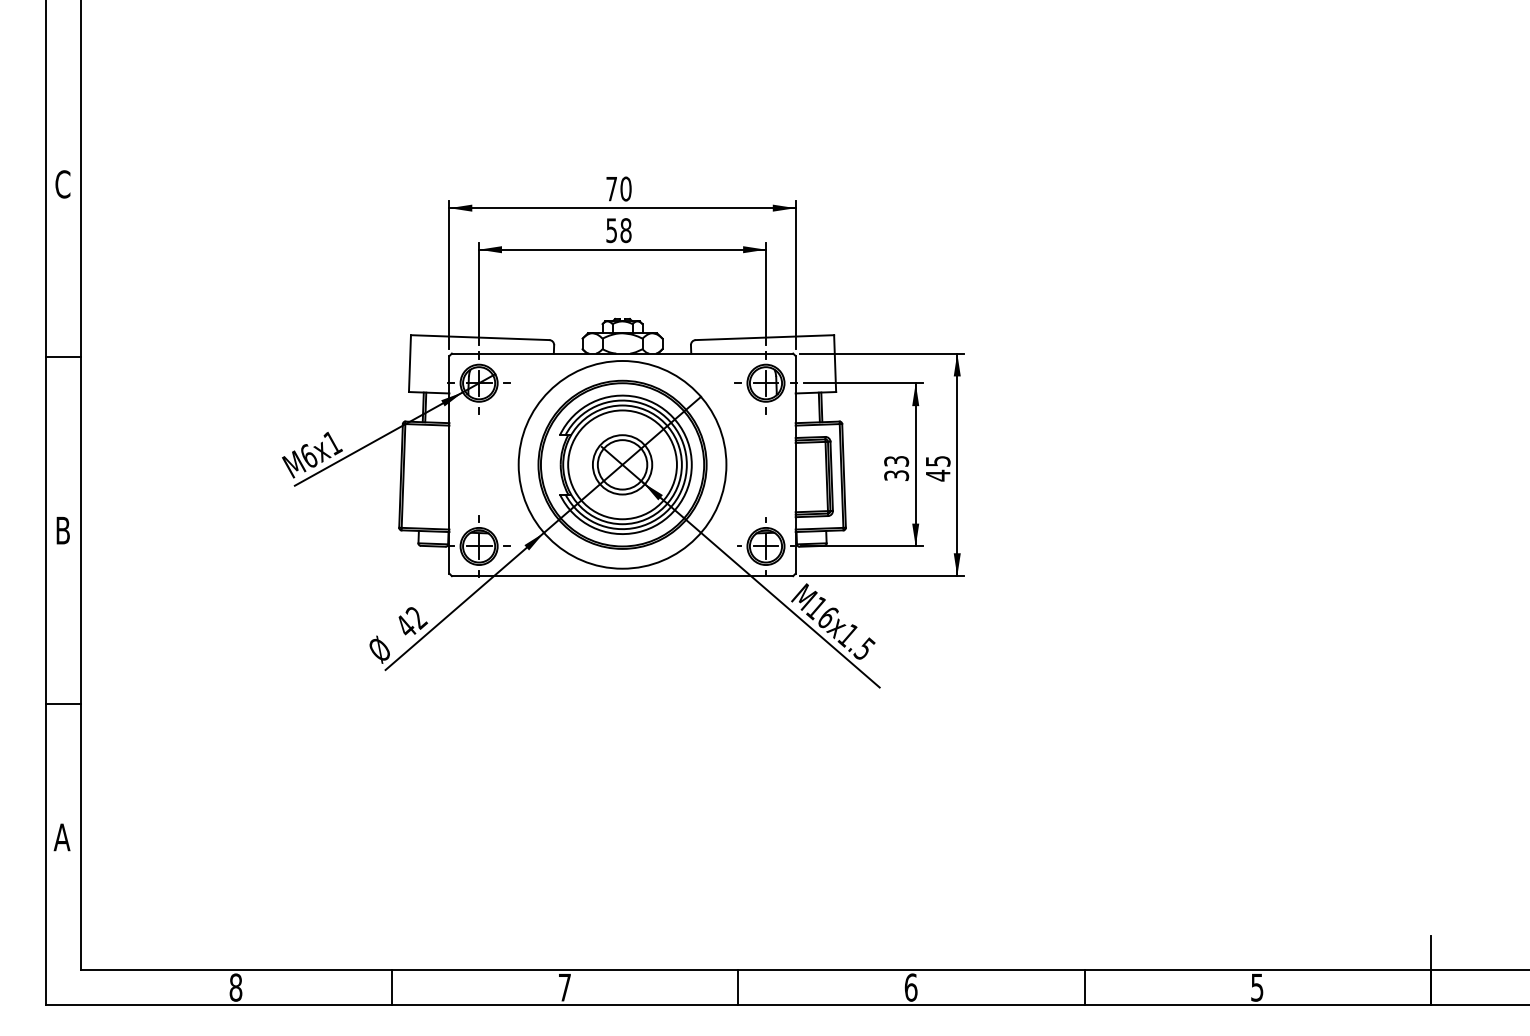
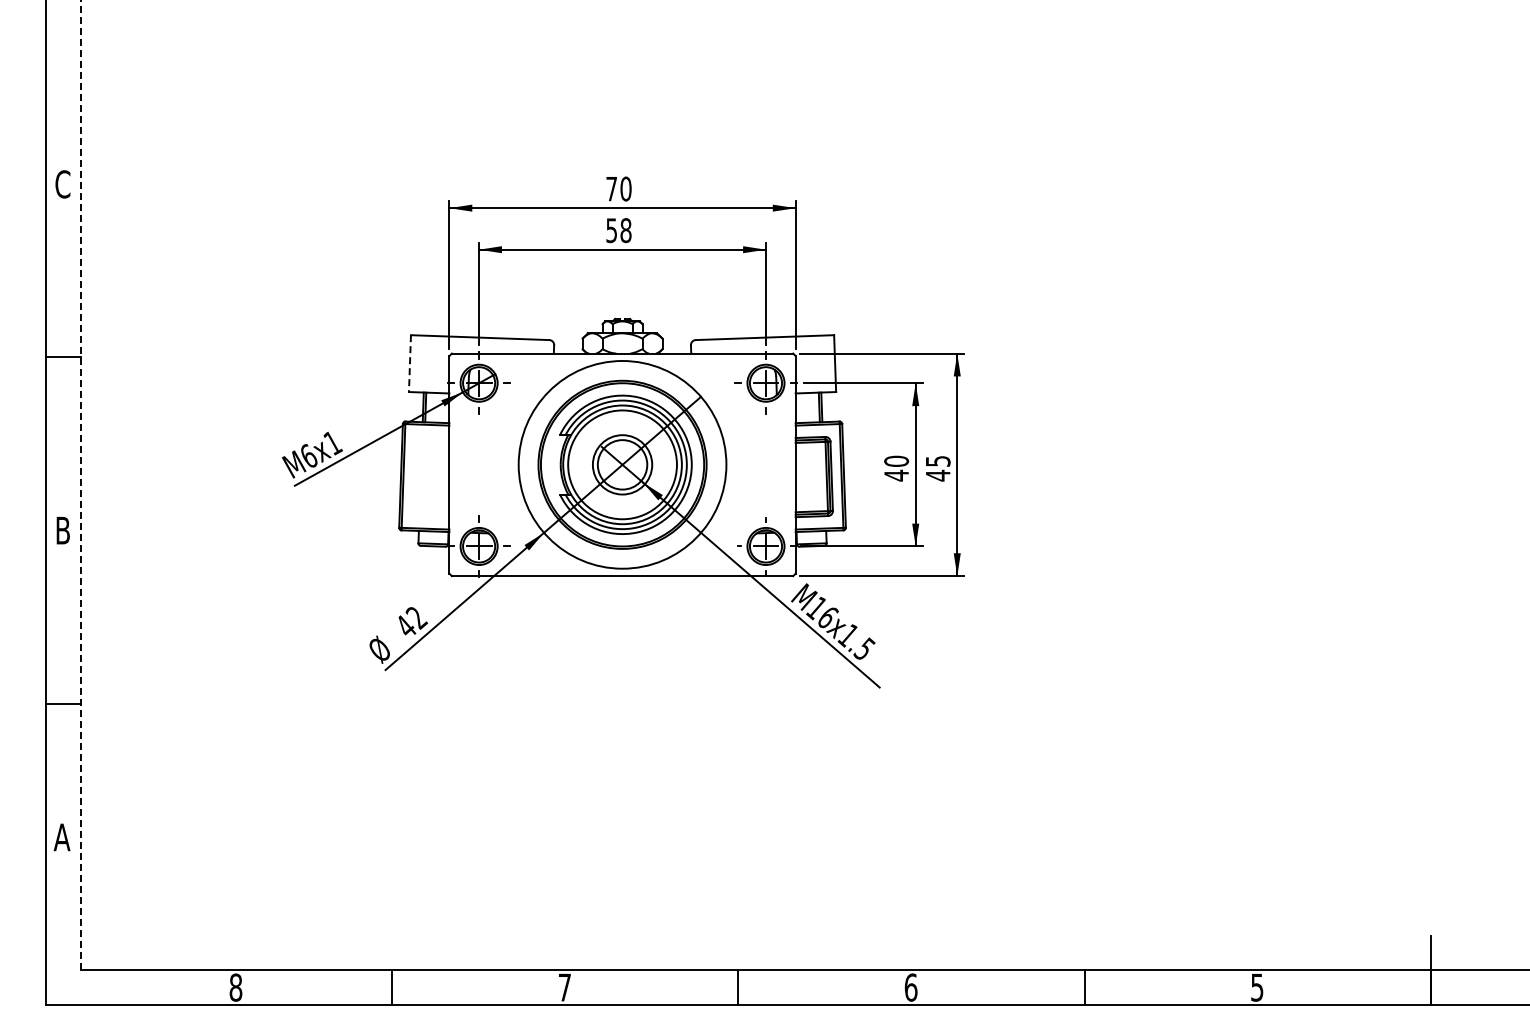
line: solid -> dashed (409, 364)
text: 33 -> 40 (896, 468)
line: solid -> dashed (80, 485)
